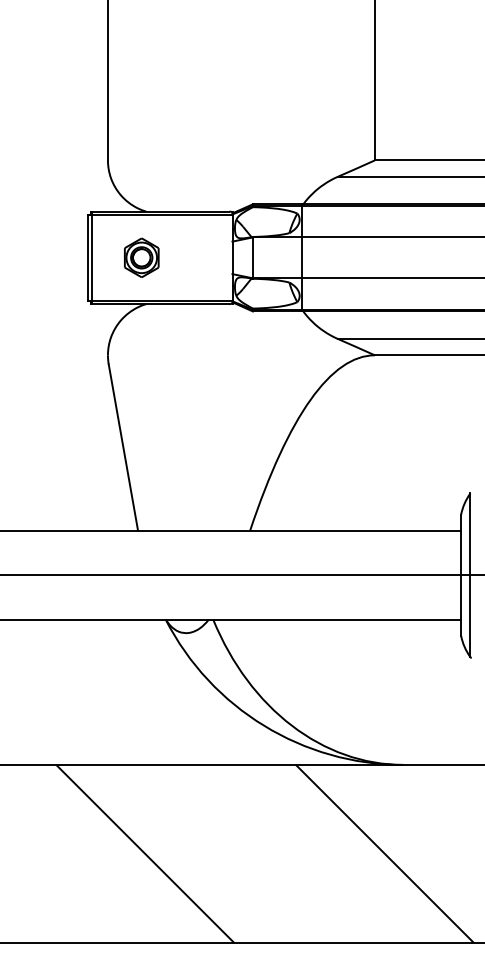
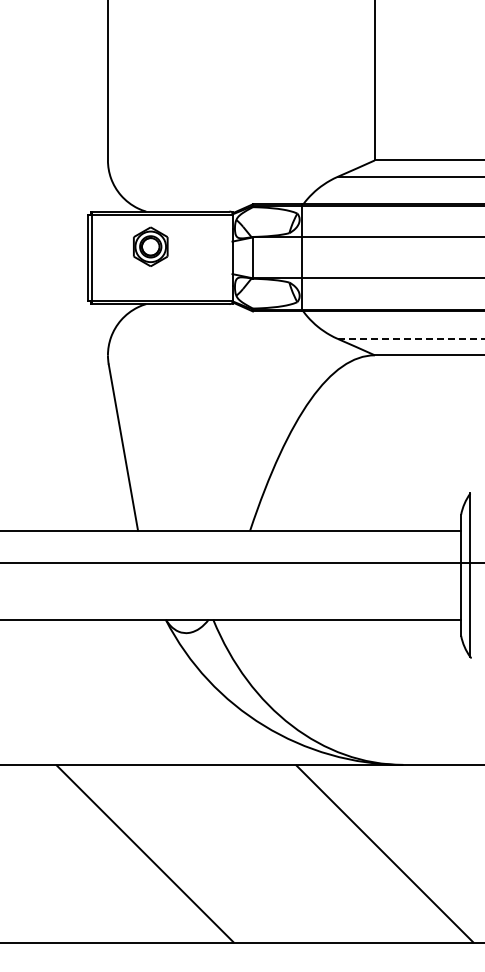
part position: (141, 257) -> (150, 246) (150, 246)
line: solid -> dashed (411, 339)
line position: (241, 575) -> (241, 563) (241, 563)
